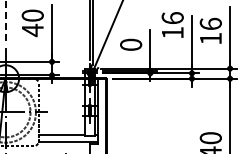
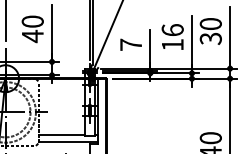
line: dashed -> solid (5, 20)
text position: (32, 23) -> (32, 29) (32, 29)
text position: (172, 24) -> (172, 36) (172, 36)
text: 16 -> 30 (210, 30)
text: 0 -> 7 (131, 44)
